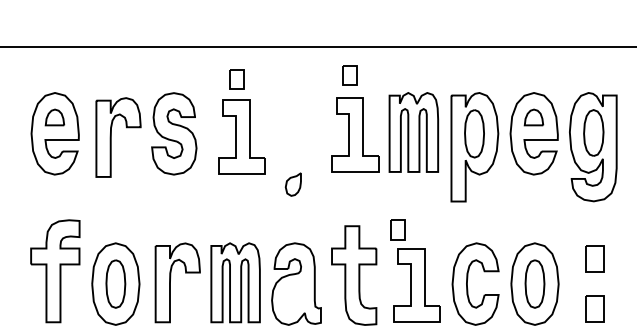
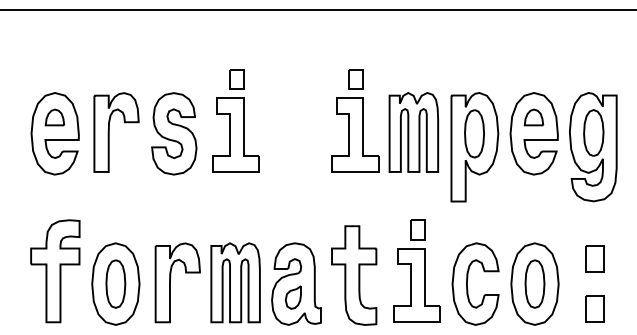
line position: (317, 47) -> (317, 10) (317, 10)
part position: (349, 75) -> (355, 79) (355, 79)
part position: (241, 136) -> (235, 134) (235, 134)
part position: (111, 137) -> (109, 132) (109, 132)
part position: (292, 184) -> (292, 297) (292, 297)
part position: (397, 229) -> (417, 229) (417, 229)
